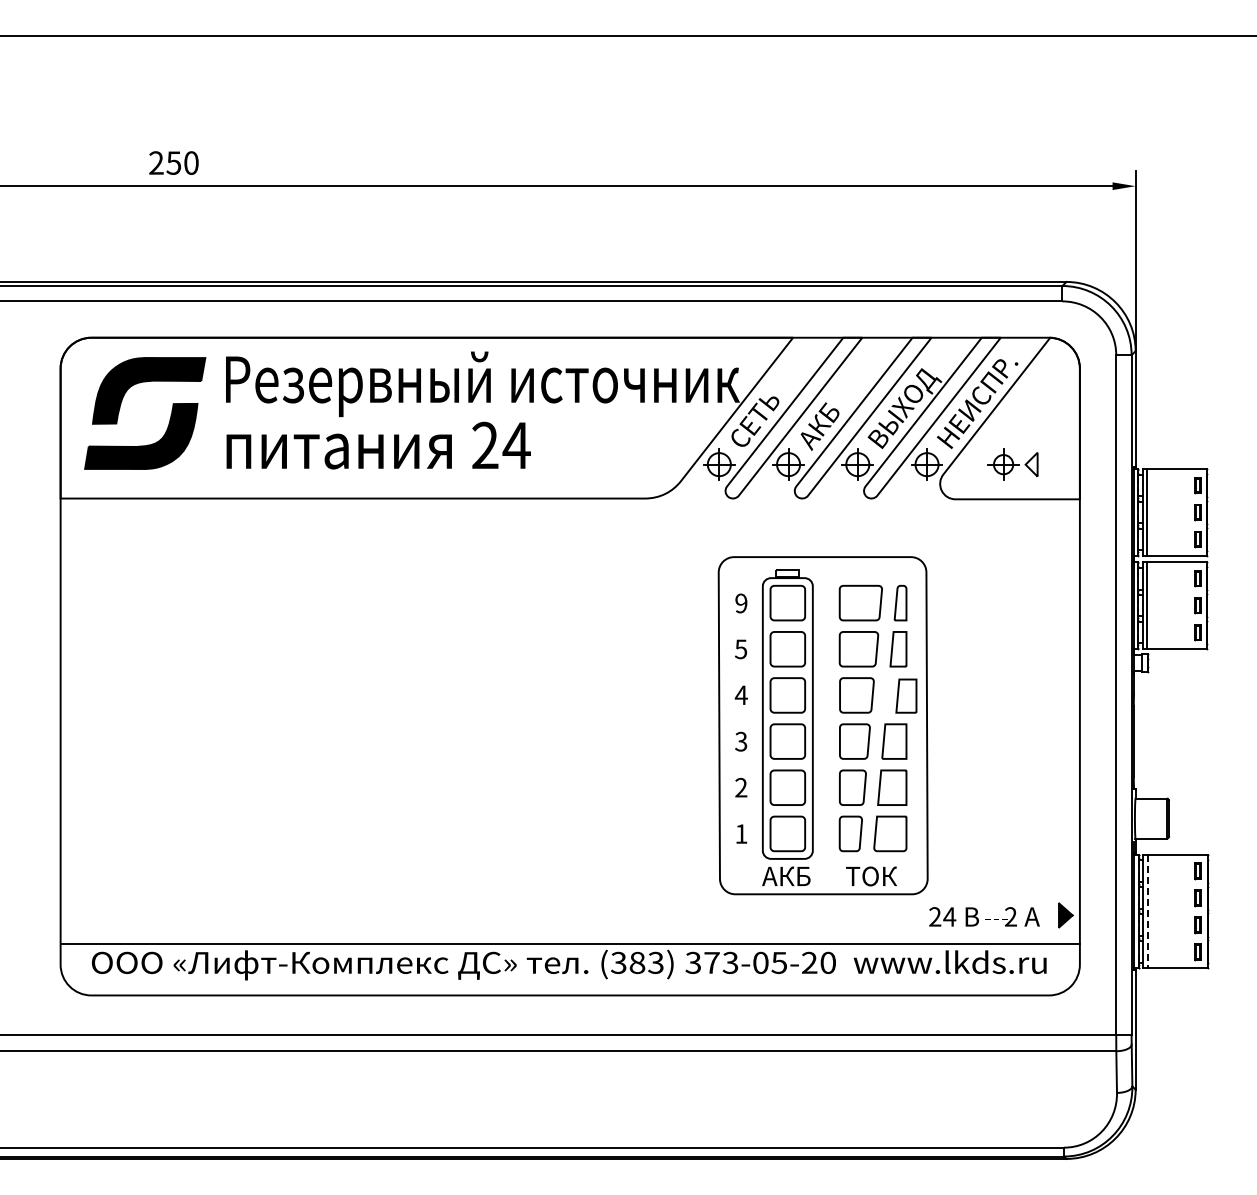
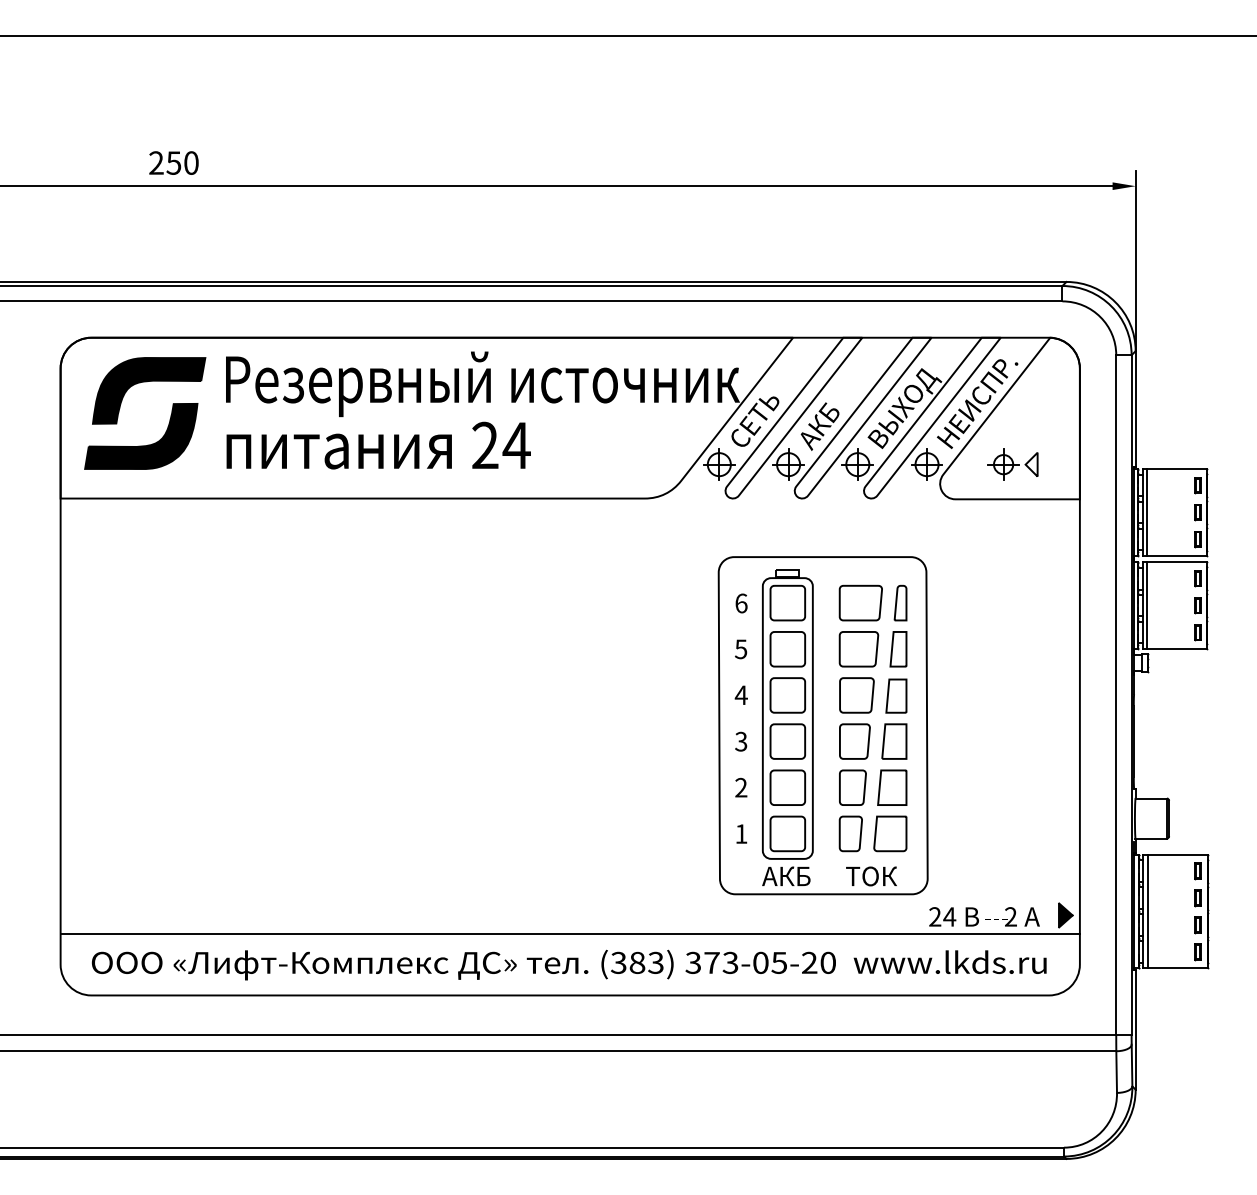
text: 9 -> 6 (741, 603)
part position: (906, 695) -> (896, 695) (896, 695)
line: dashed -> solid (1147, 911)
line position: (569, 943) -> (569, 933) (569, 933)
